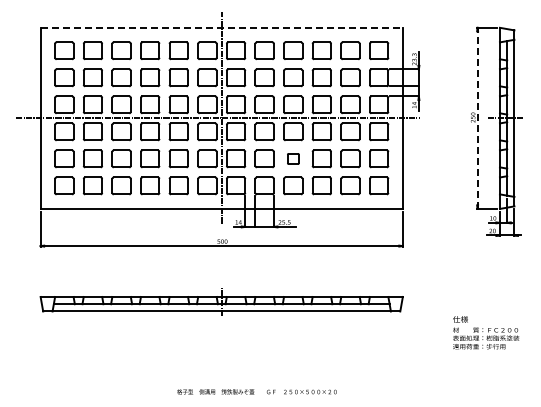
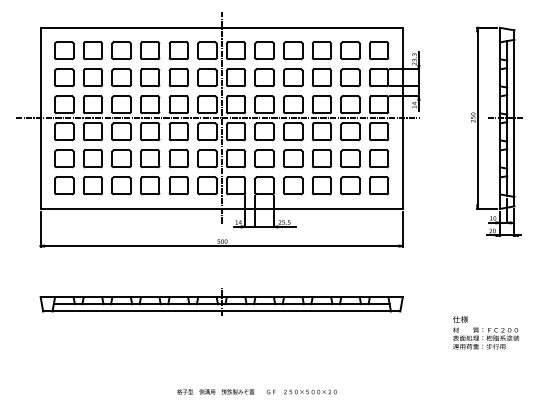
line: dashed -> solid (222, 27)
line: dashed -> solid (477, 118)
part size: 13x12 px -> 21x20 px (293, 158)
